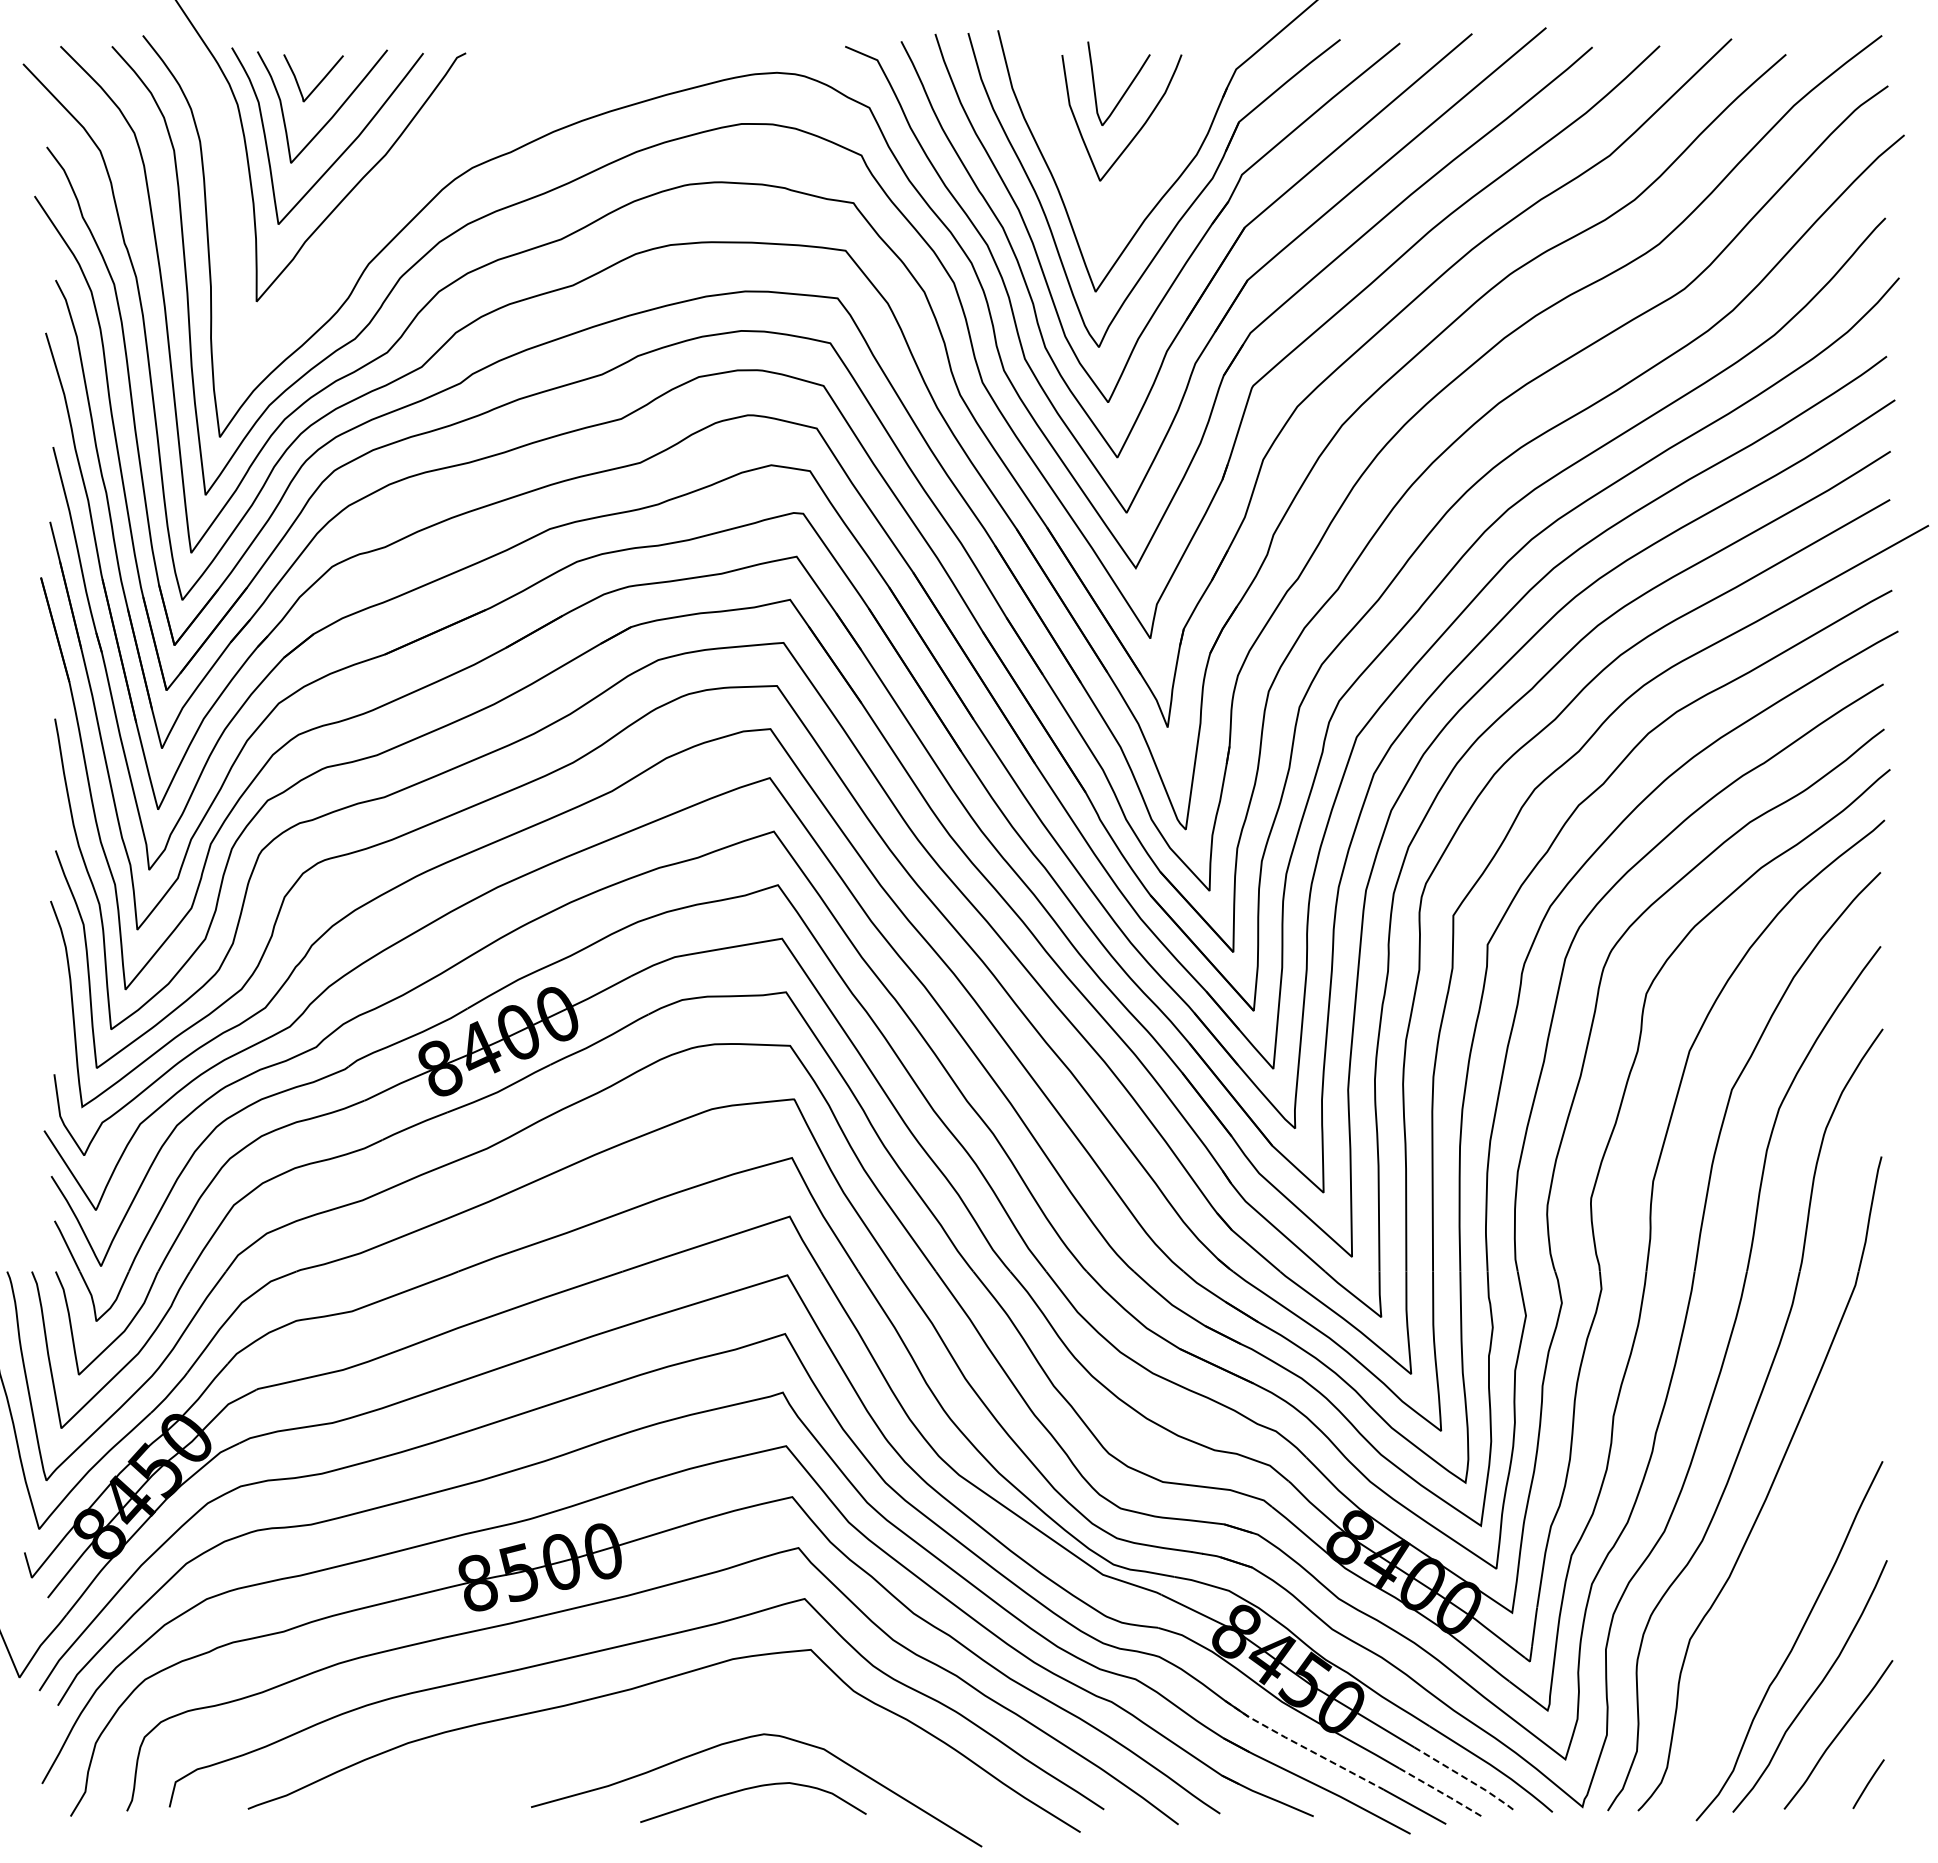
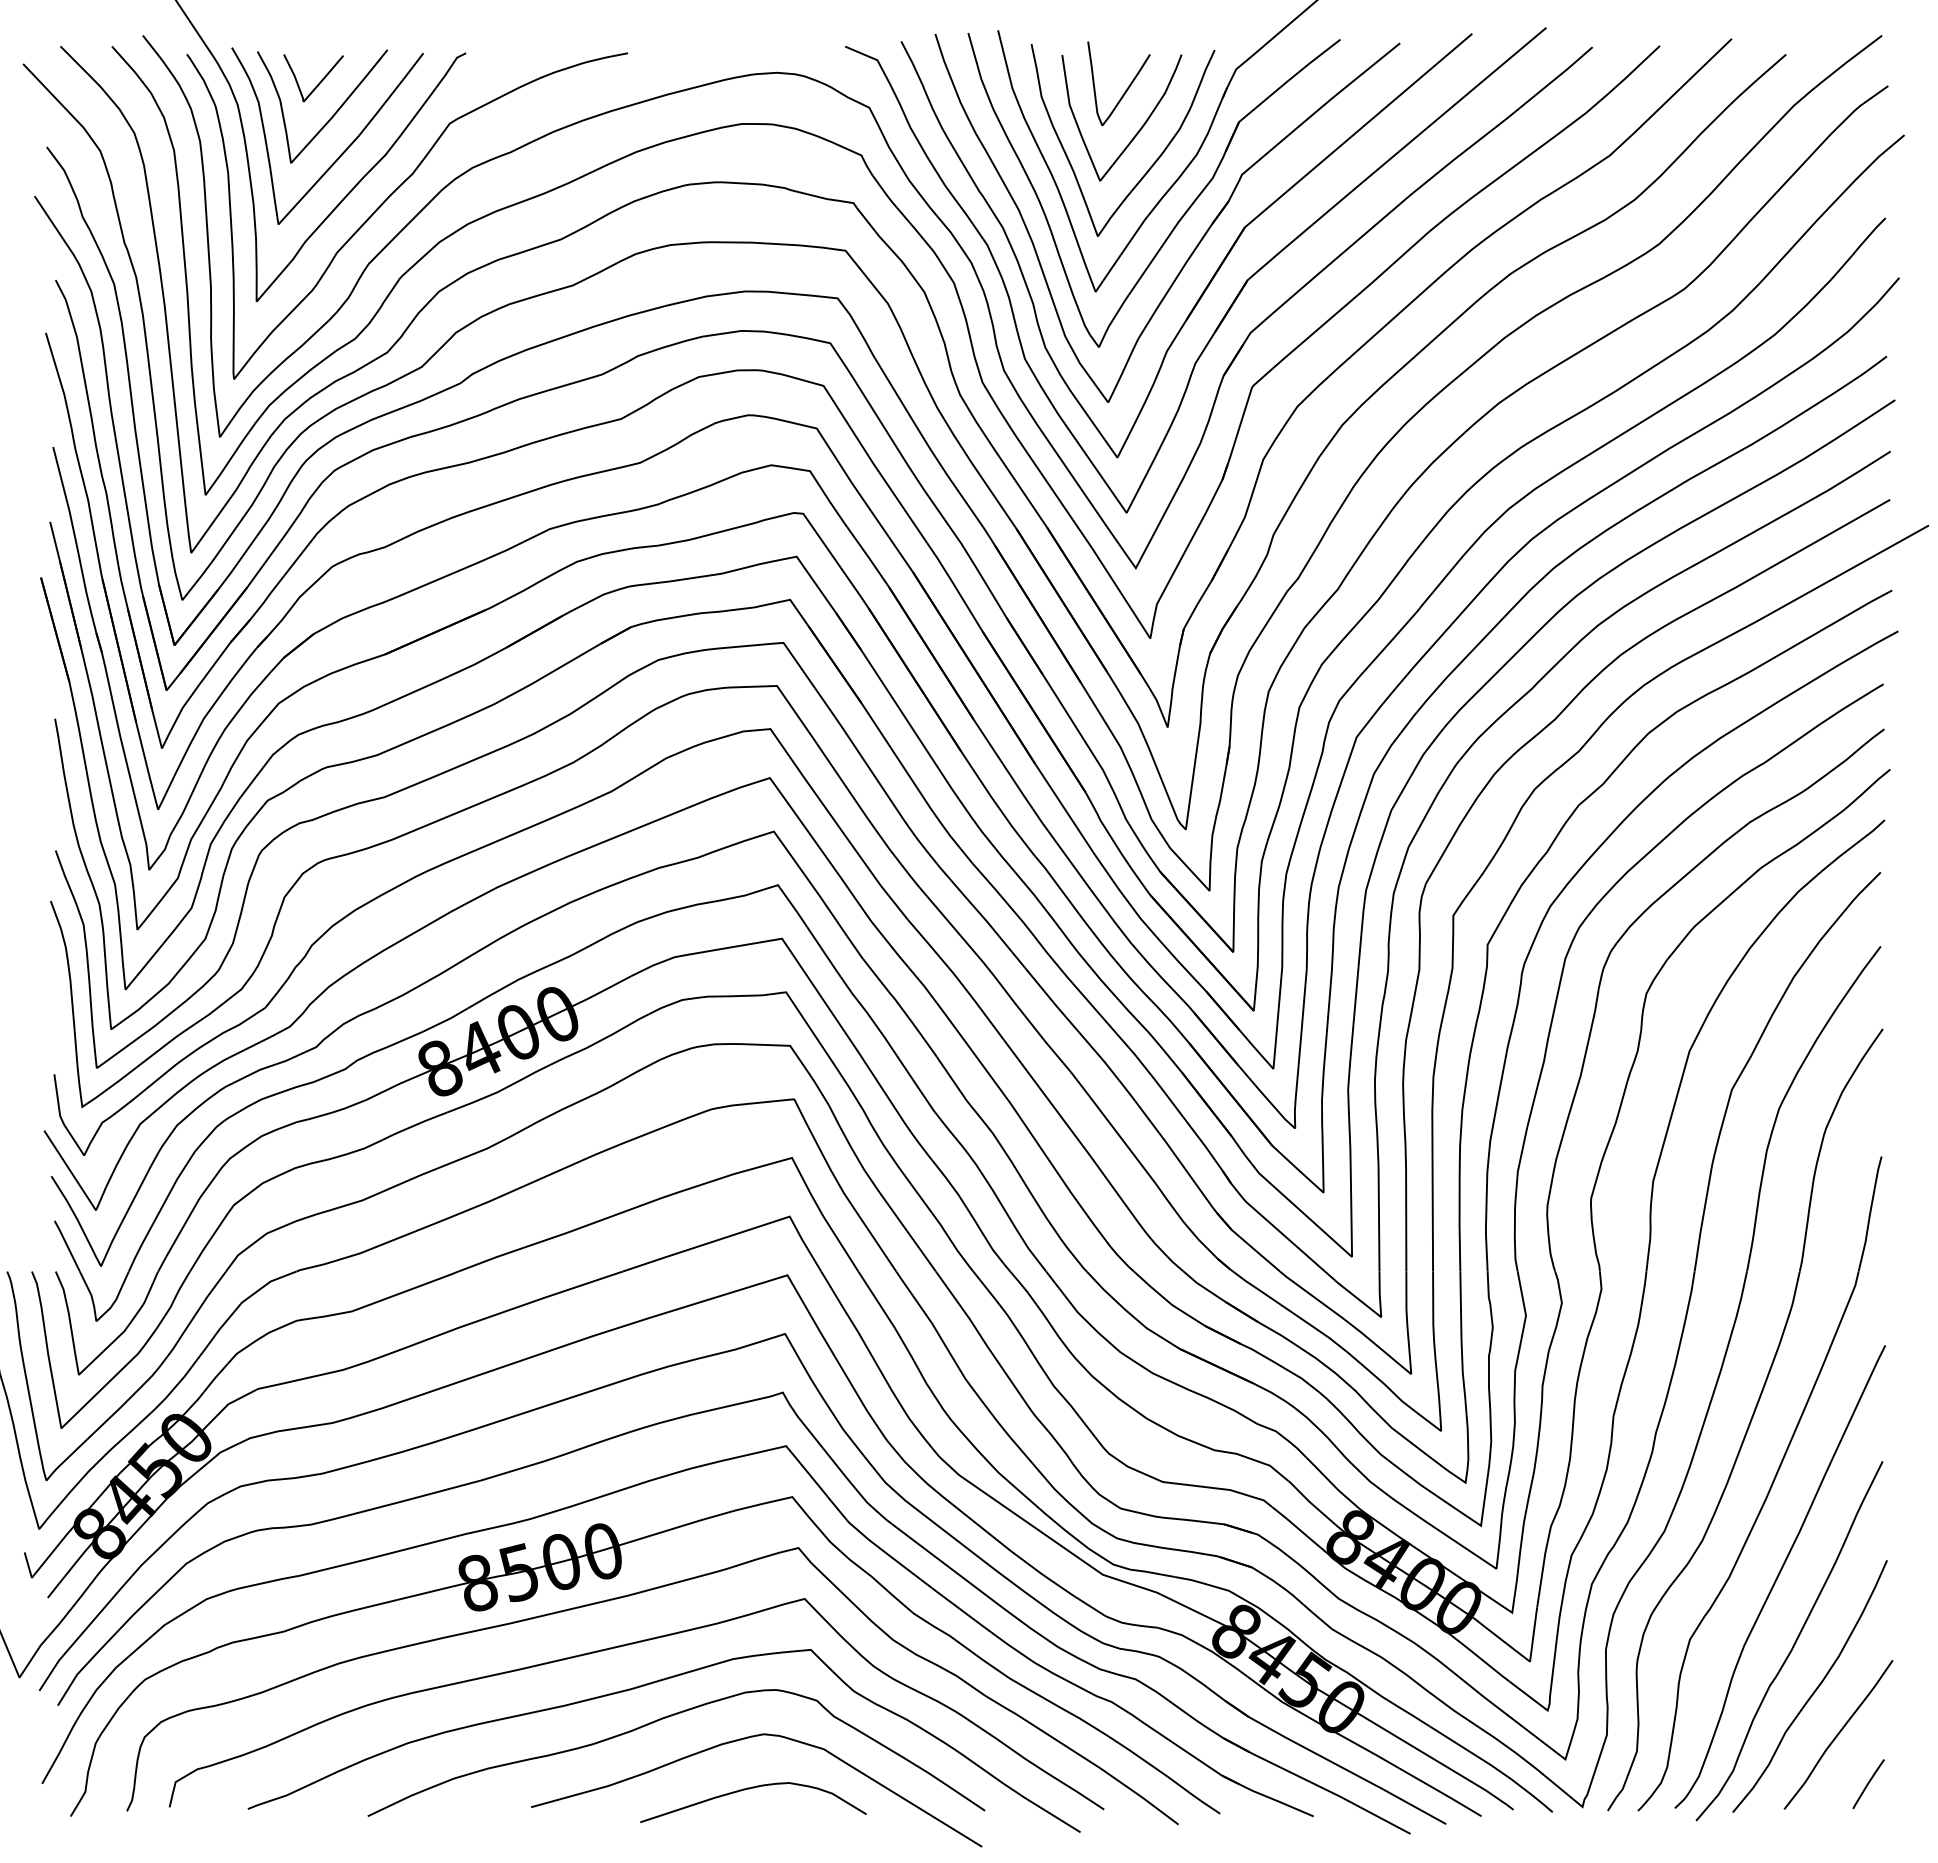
curve: none -> present (1153, 162)
curve: none -> present (386, 201)
curve: none -> present (1779, 1575)
curve: none -> present (666, 1718)
line: dashed -> solid (1300, 1745)
line: dashed -> solid (1466, 1778)
line: dashed -> solid (1441, 1792)
